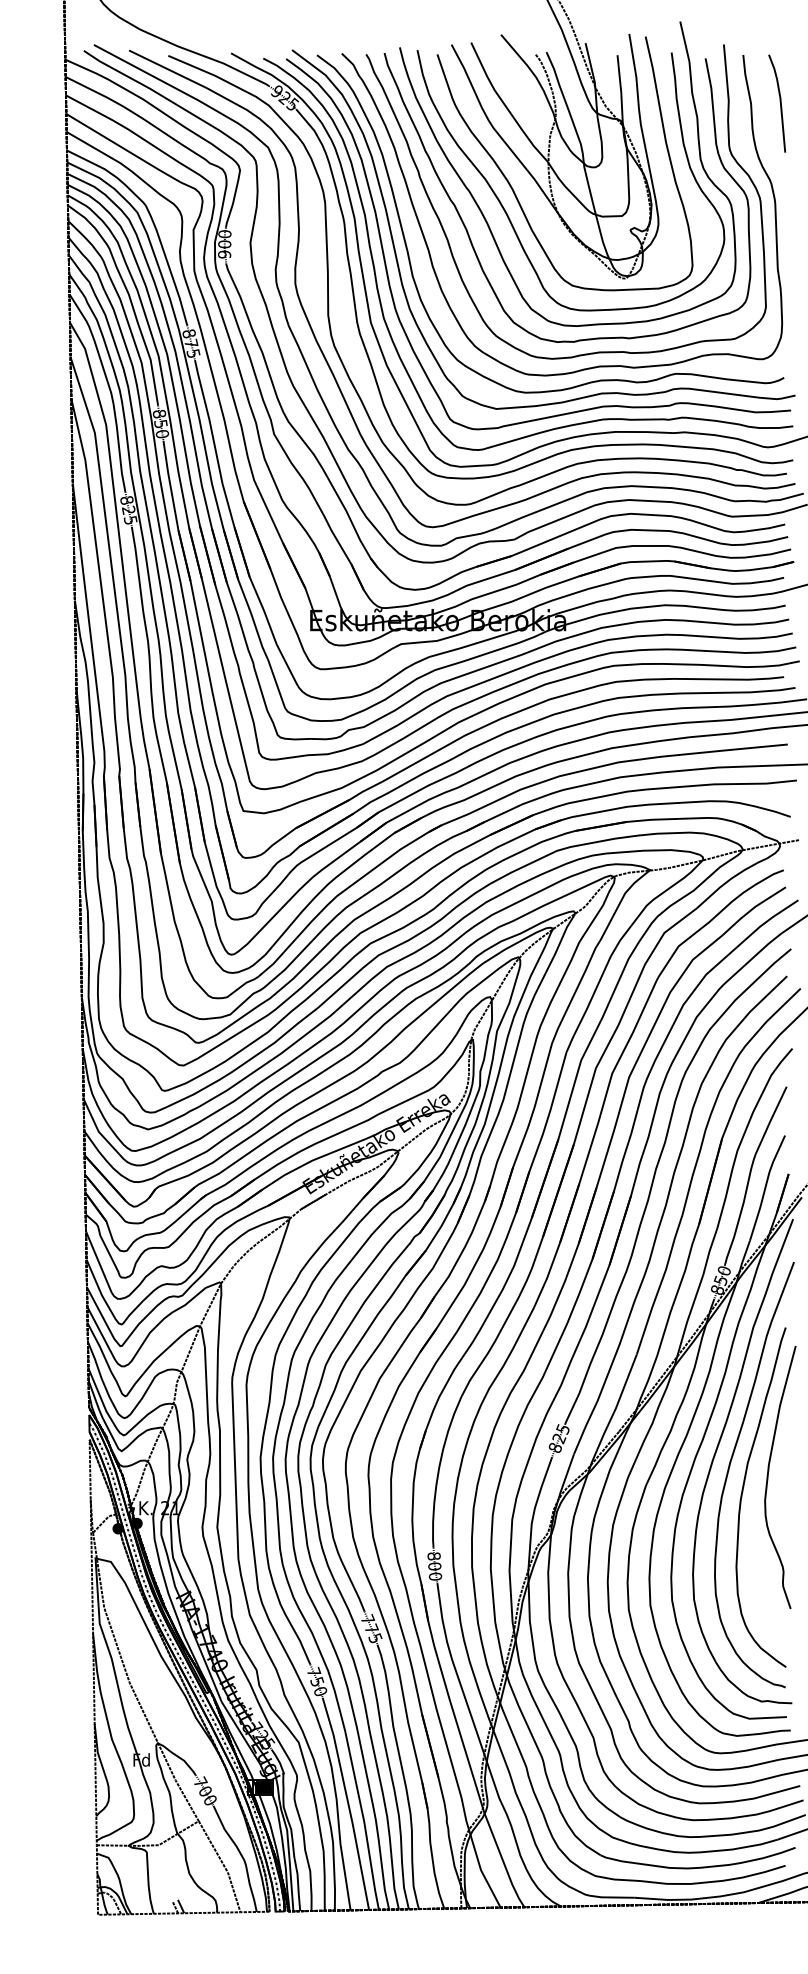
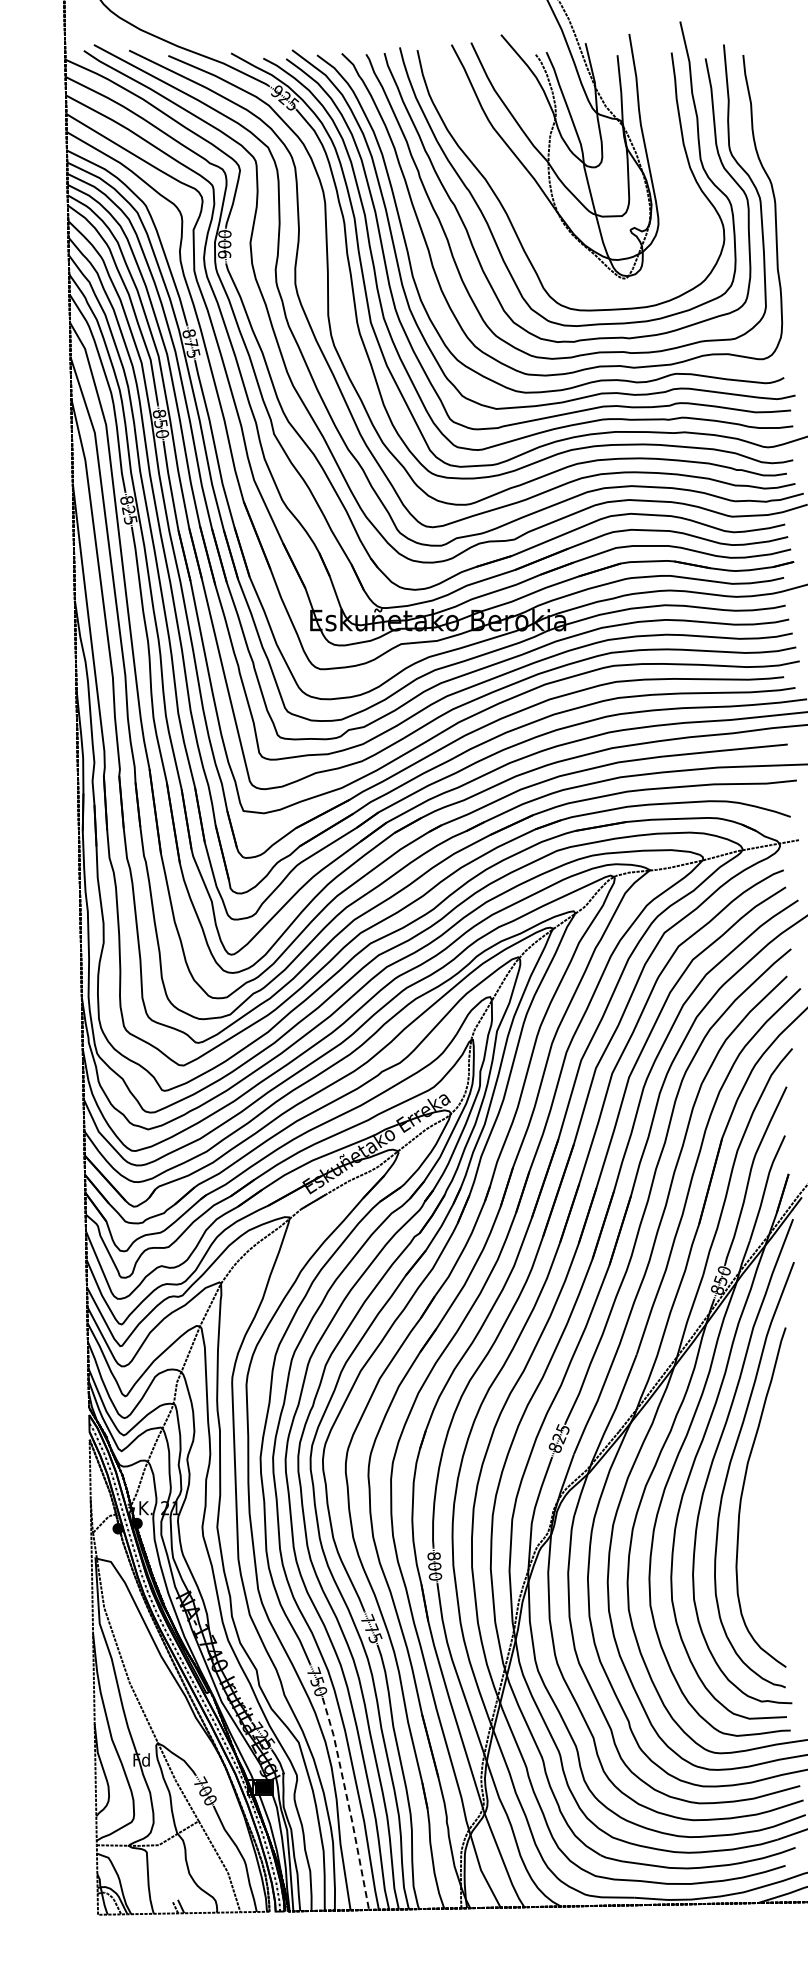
line: present -> none (779, 102)
curve: present -> none (513, 188)
curve: present -> none (768, 1477)
line: solid -> dashed (348, 1803)
